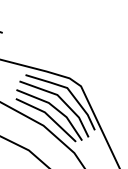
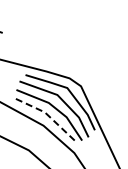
line: solid -> dashed (49, 116)
